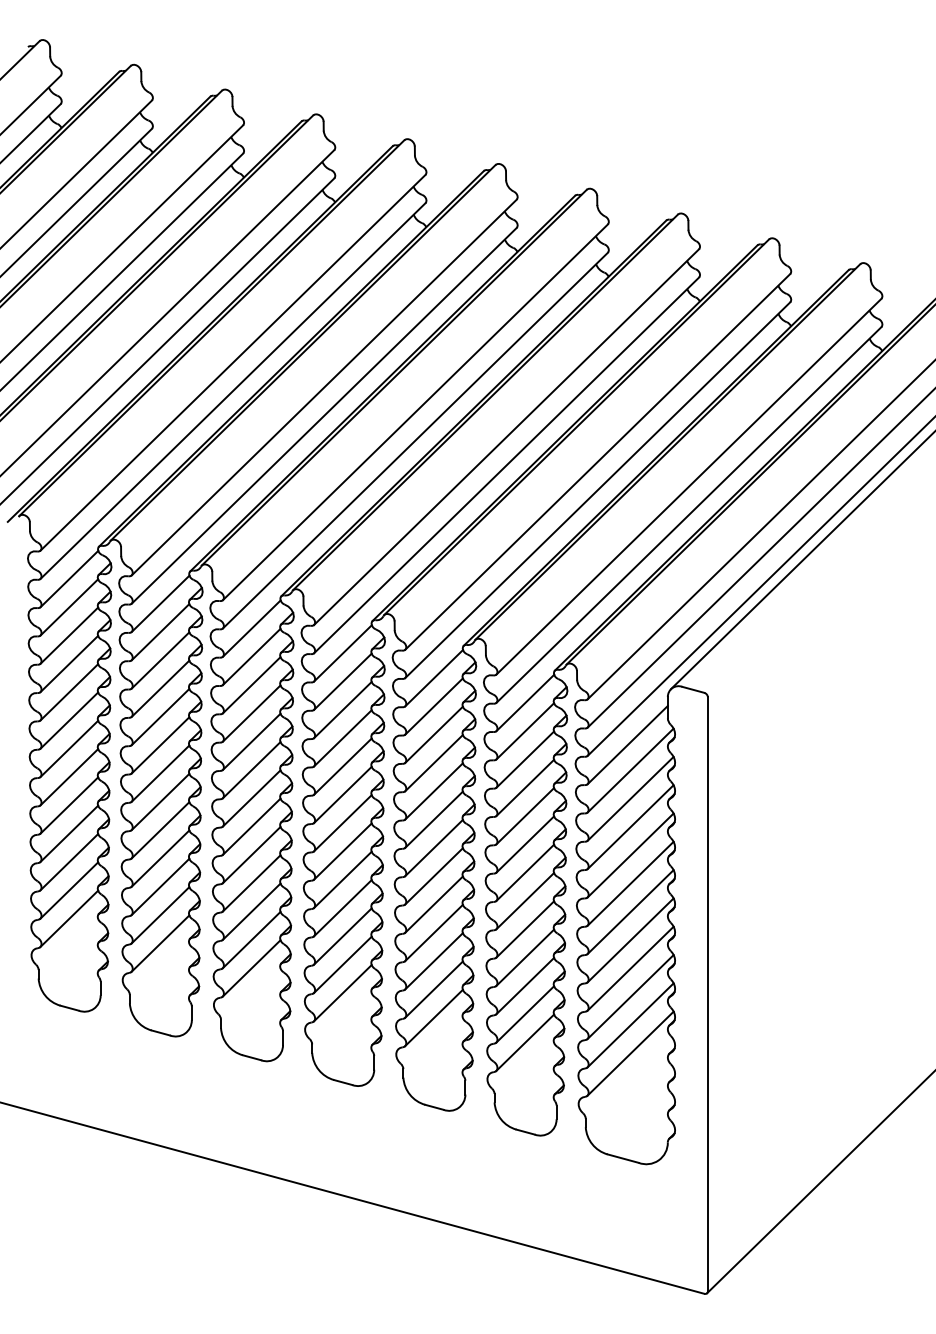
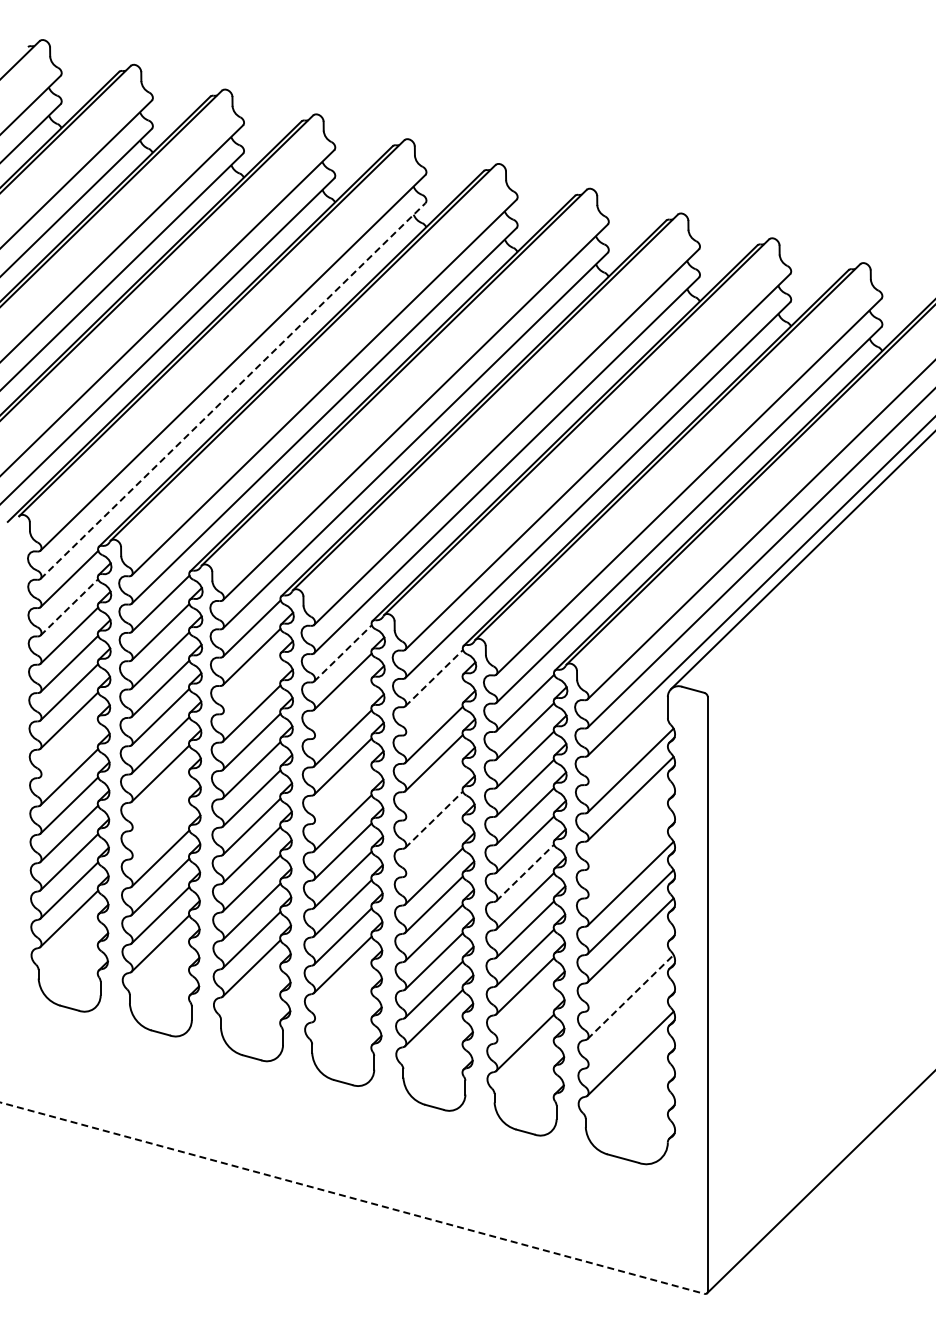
line: solid -> dashed (233, 391)
line: solid -> dashed (69, 607)
line: solid -> dashed (343, 653)
line: solid -> dashed (434, 677)
line: present -> none (251, 685)
line: present -> none (433, 706)
line: present -> none (342, 710)
line: present -> none (627, 744)
line: present -> none (69, 748)
line: present -> none (433, 791)
line: present -> none (342, 794)
line: present -> none (160, 801)
line: solid -> dashed (434, 819)
line: present -> none (630, 827)
line: present -> none (160, 830)
line: present -> none (433, 847)
line: present -> none (630, 855)
line: solid -> dashed (525, 872)
line: present -> none (630, 968)
line: present -> none (342, 993)
line: solid -> dashed (630, 996)
line: present -> none (525, 1014)
line: present -> none (630, 1025)
line: solid -> dashed (352, 1198)
